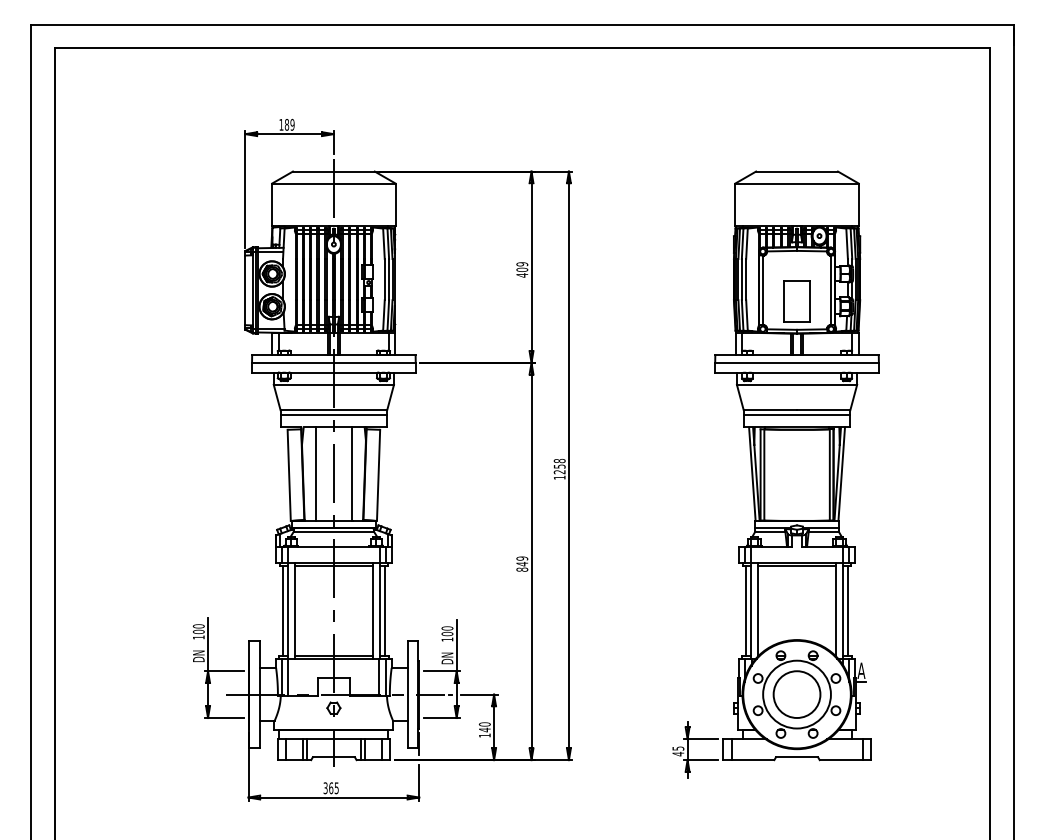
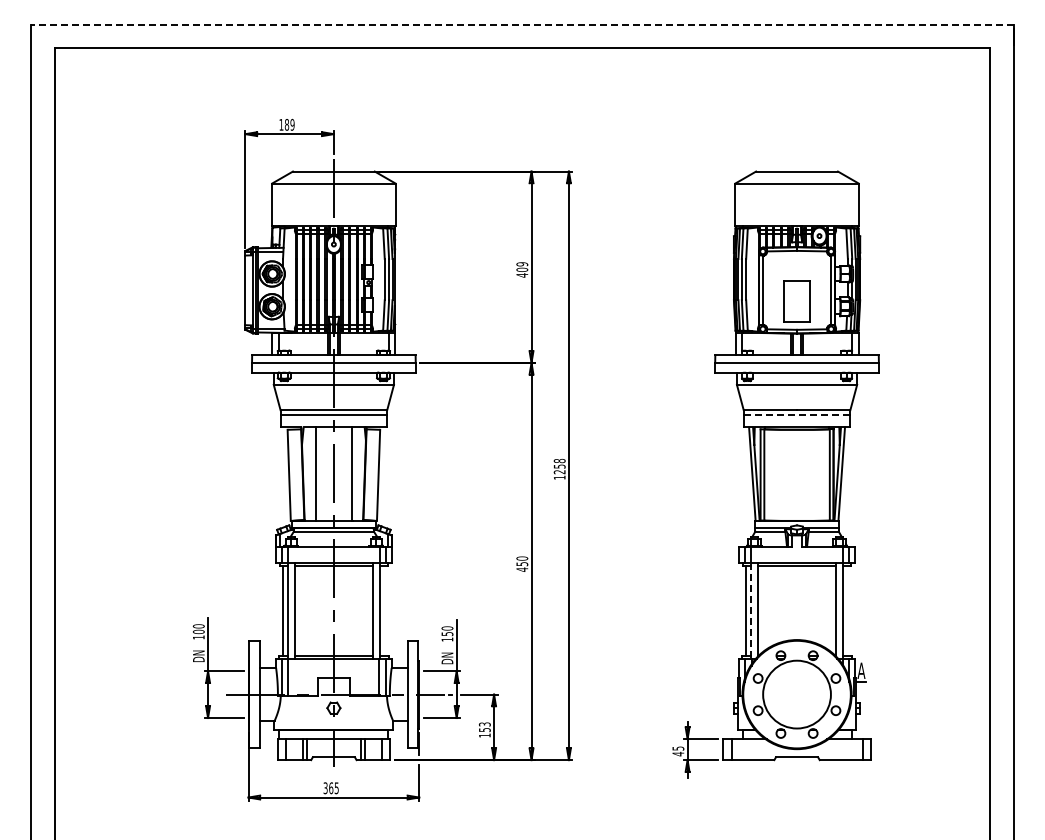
line: solid -> dashed (522, 25)
line: solid -> dashed (796, 415)
text: 849 -> 450 (522, 563)
line: present -> none (385, 611)
line: solid -> dashed (750, 611)
line: present -> none (848, 611)
text: 100 -> 150 (447, 633)
circle: present -> none (796, 694)
text: 140 -> 153 (484, 727)
